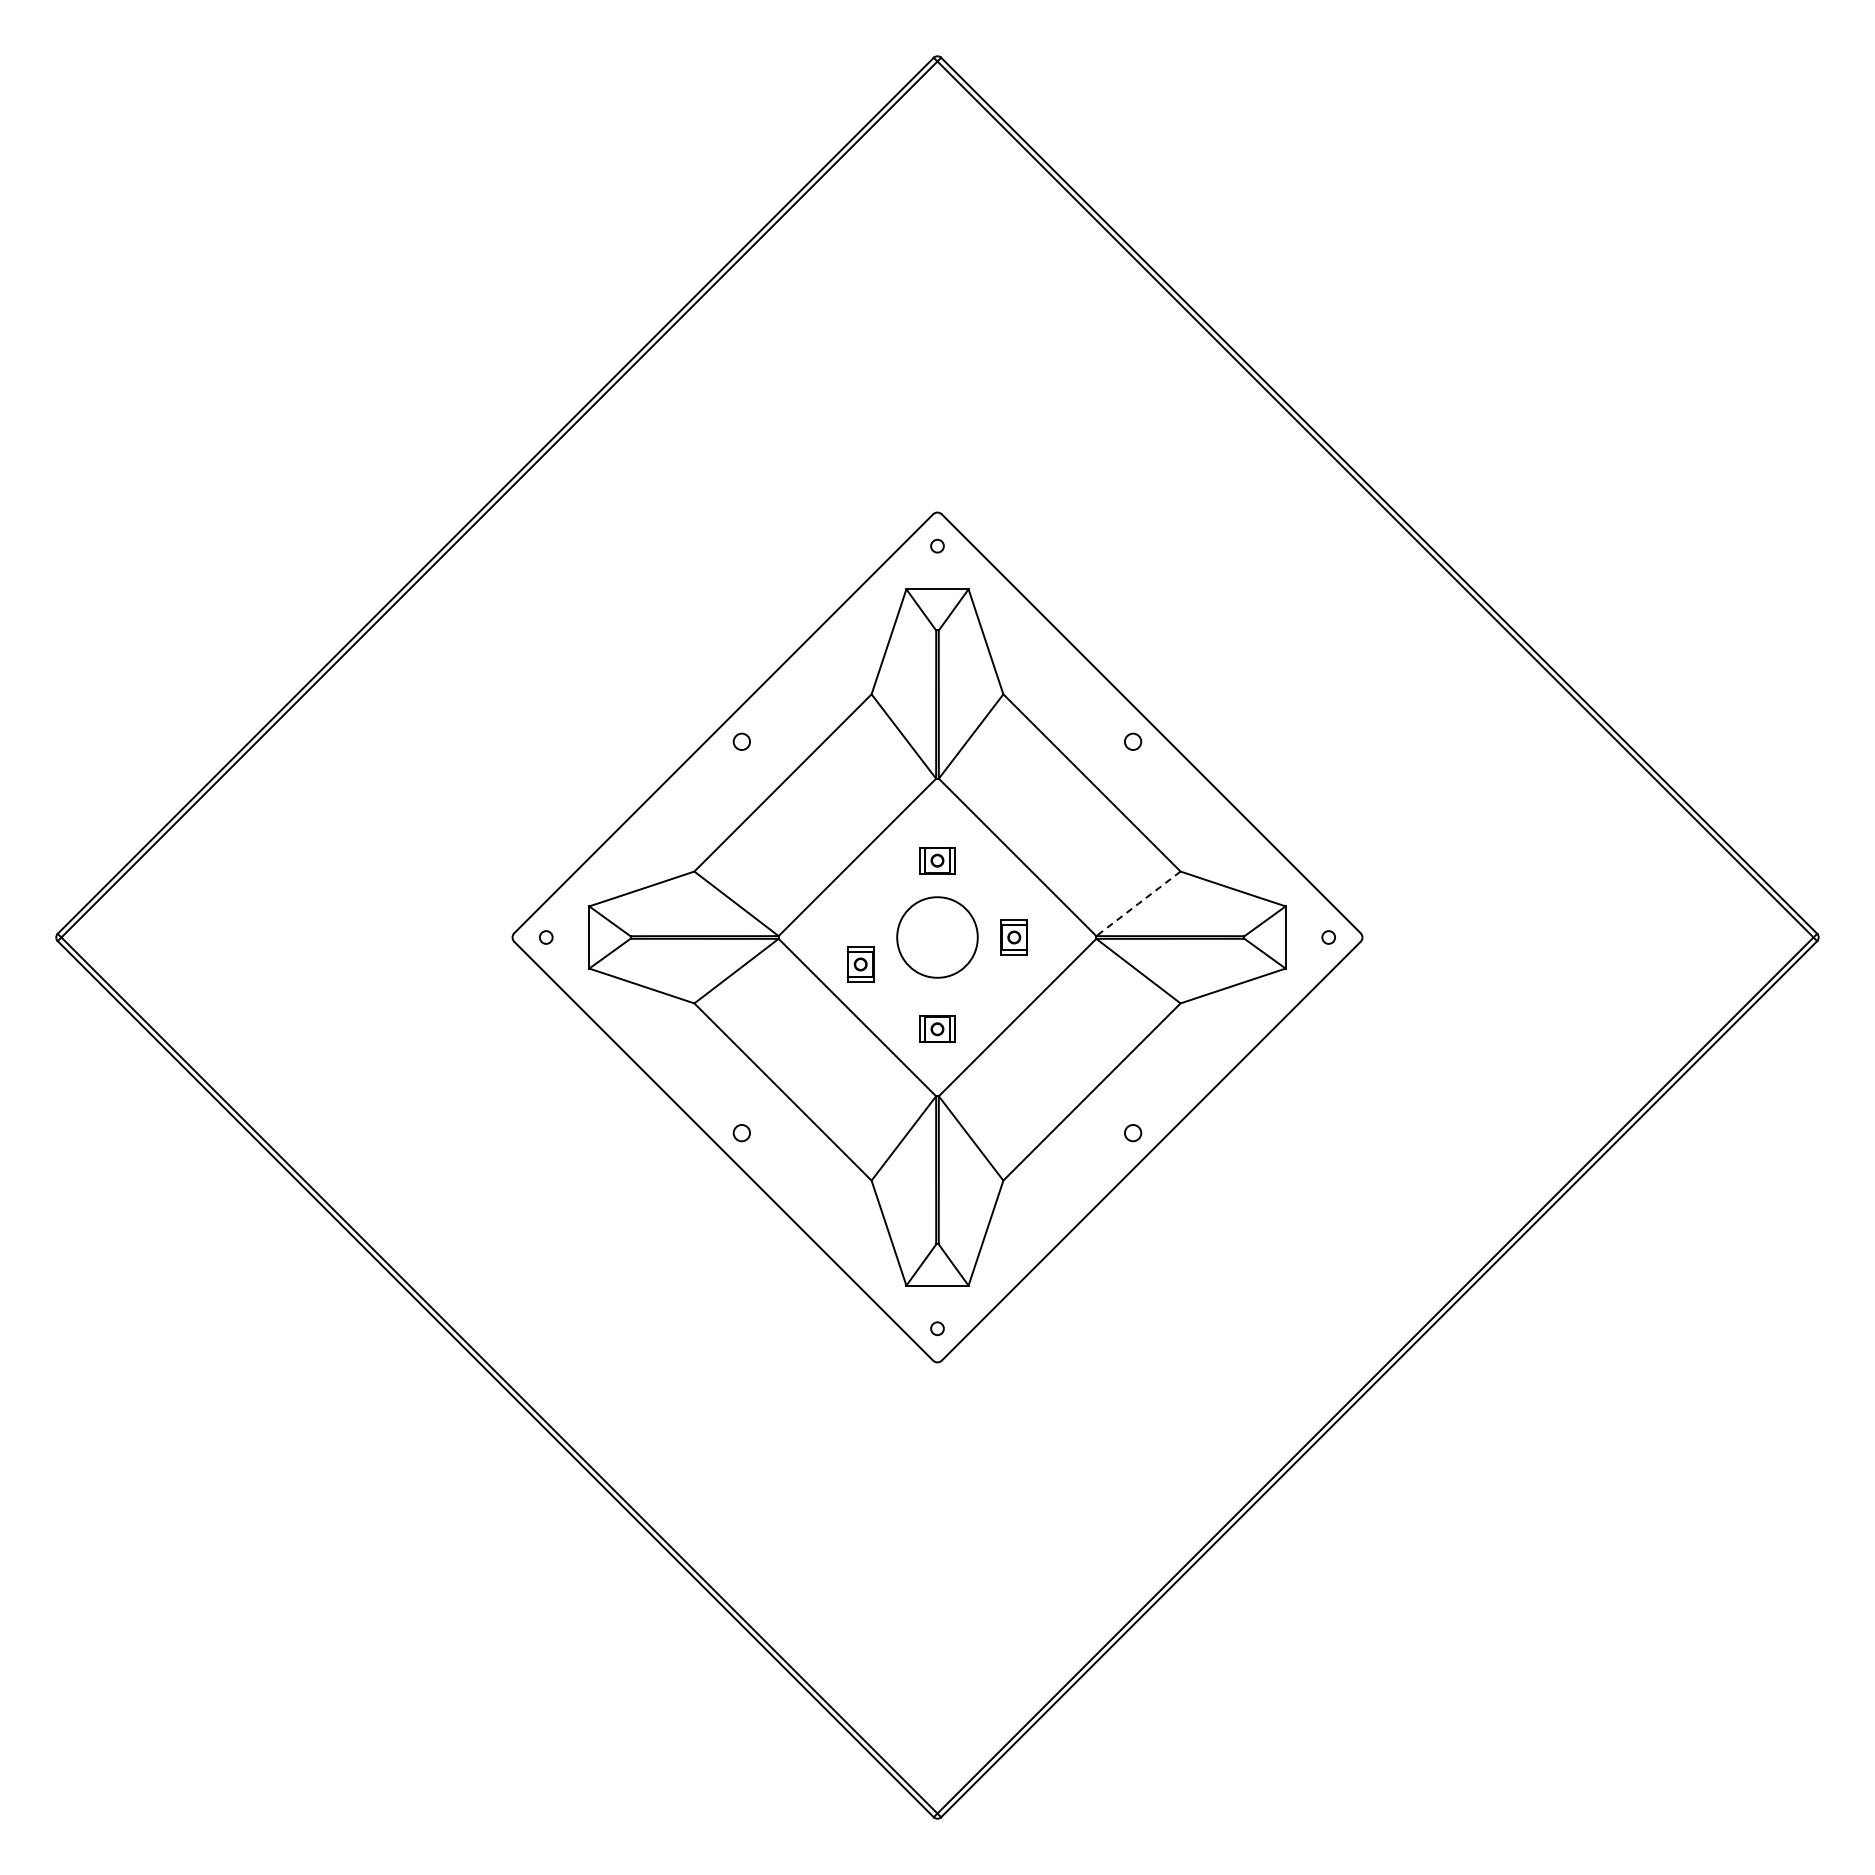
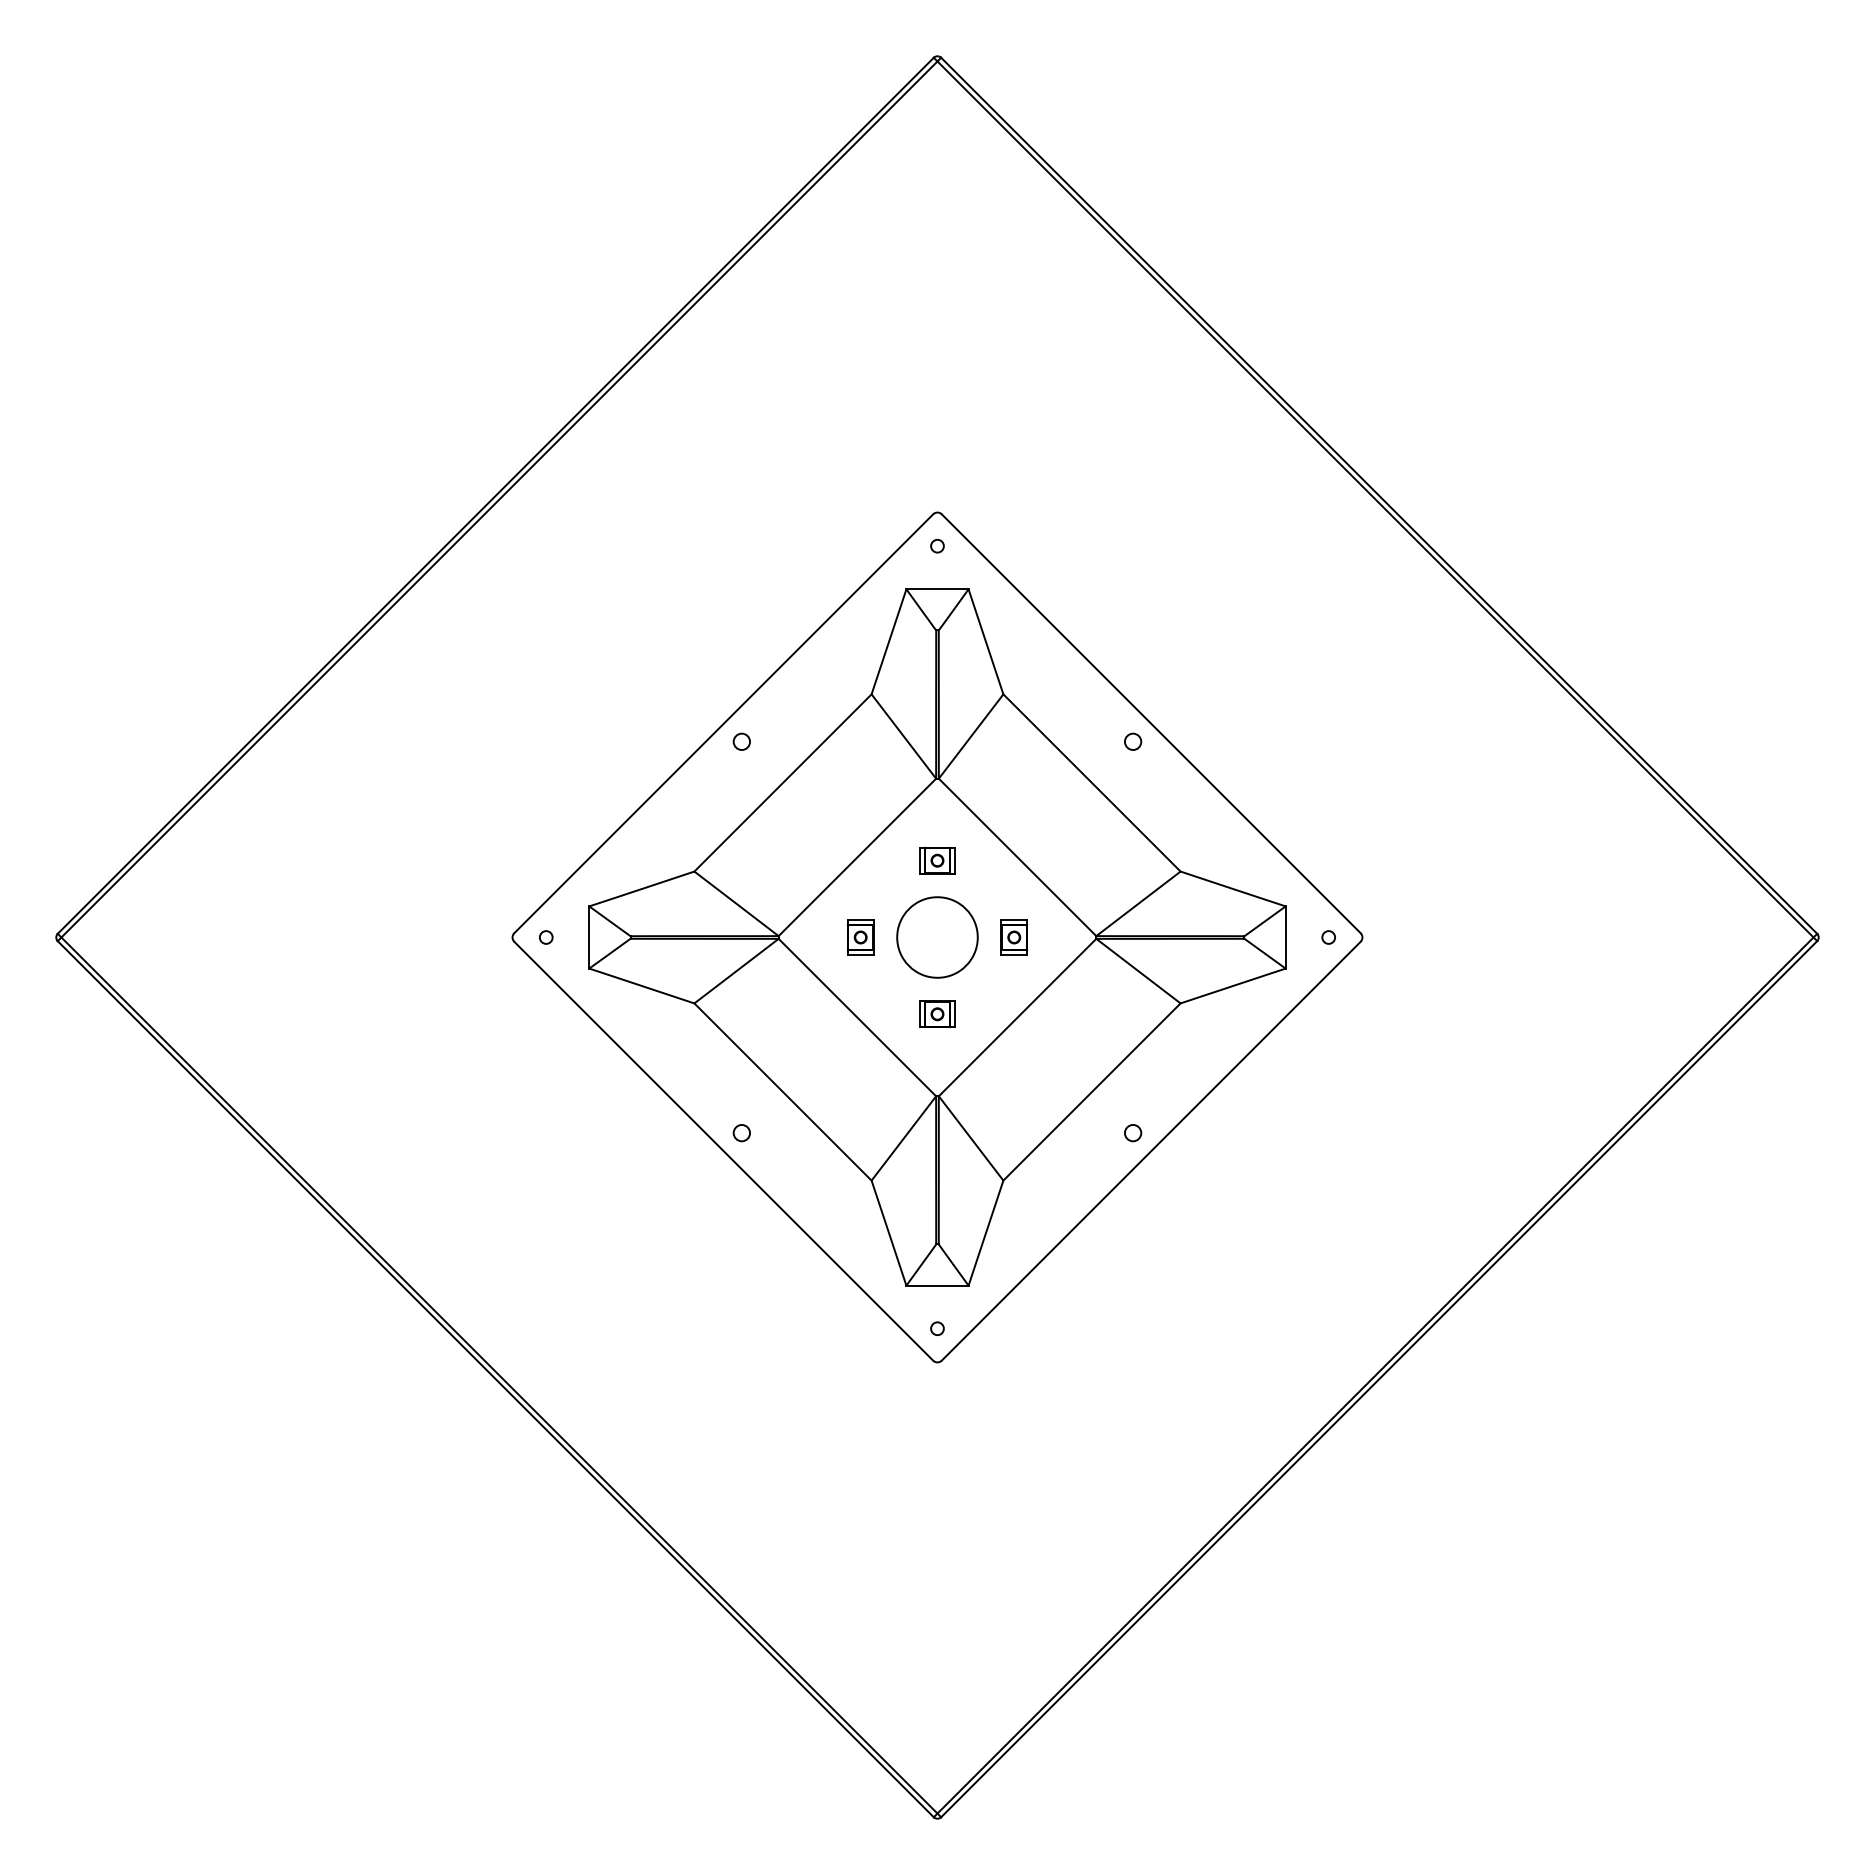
line: dashed -> solid (1138, 903)
part position: (860, 964) -> (860, 937) (860, 937)
part position: (937, 1029) -> (937, 1014) (937, 1014)
